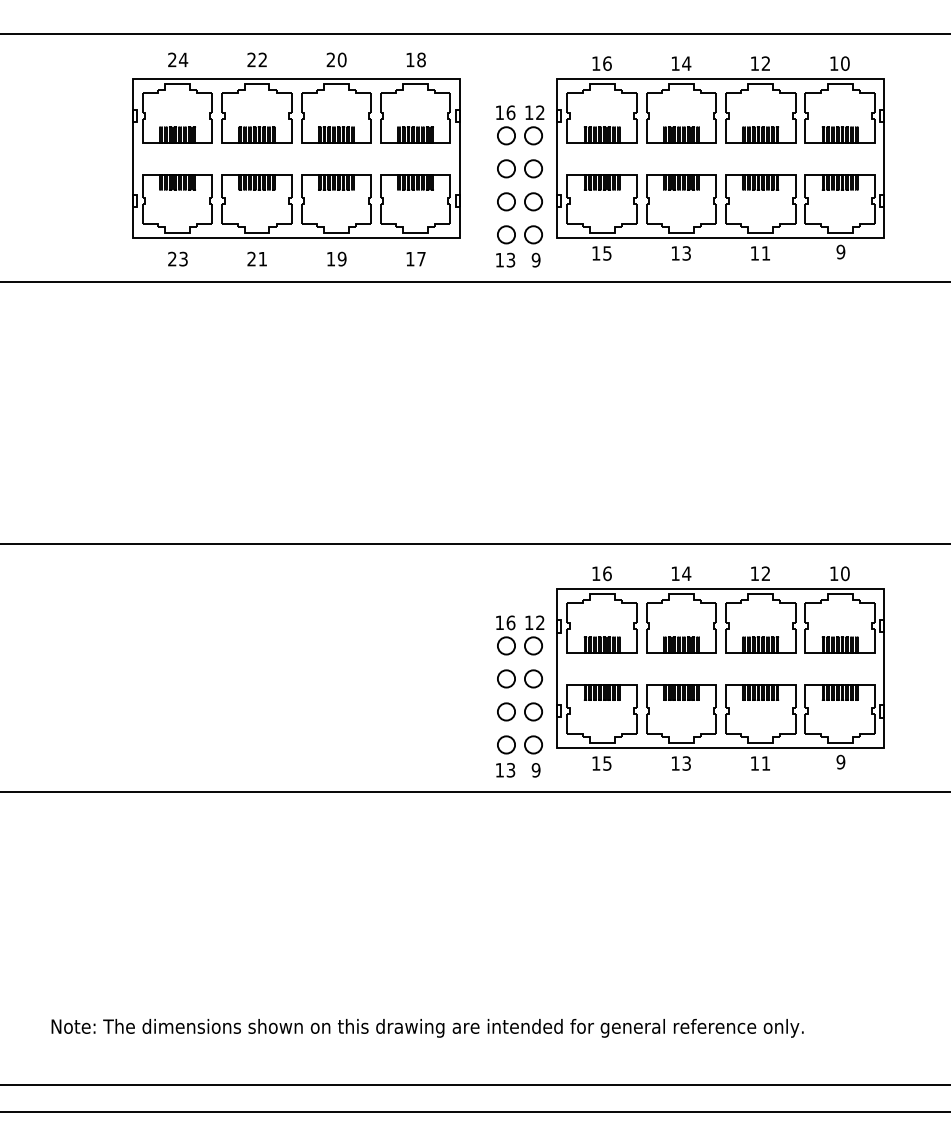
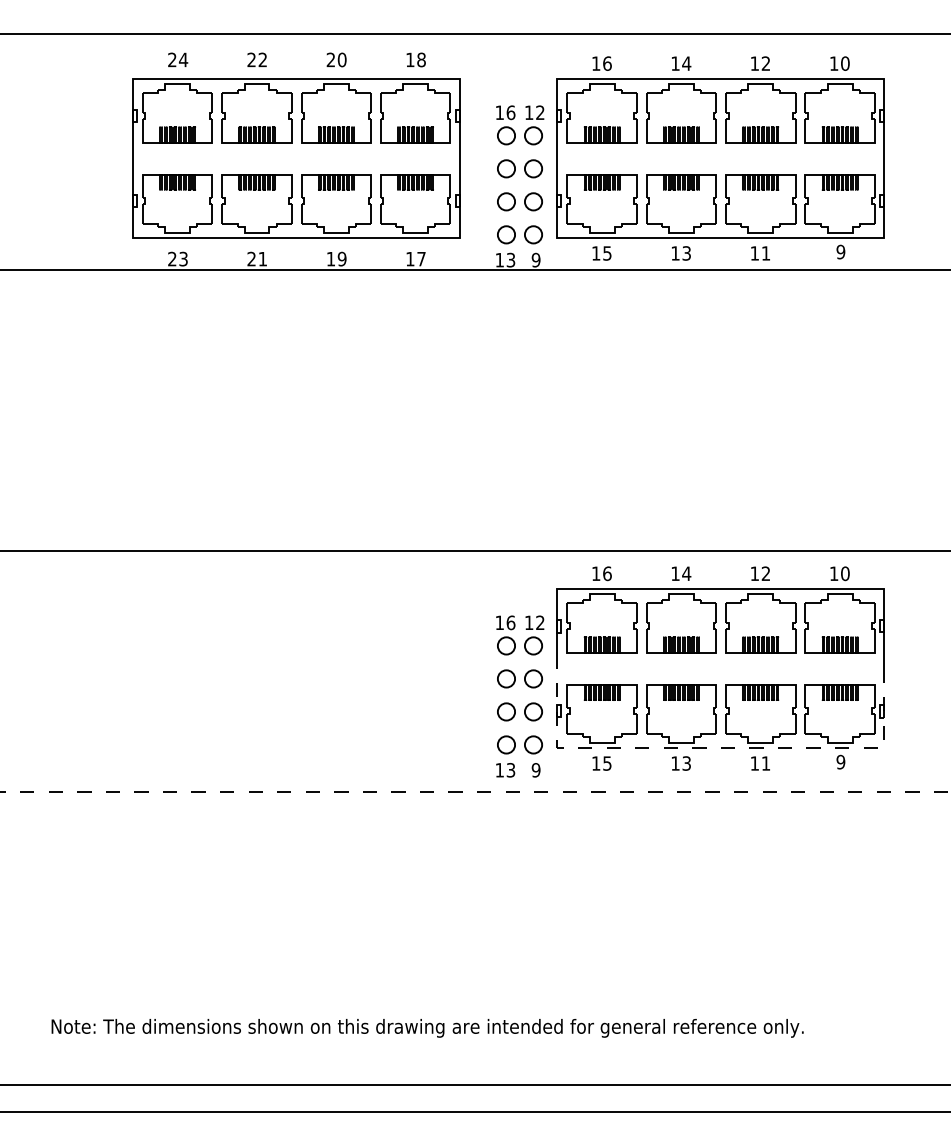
line position: (474, 281) -> (474, 269) (474, 269)
line position: (474, 544) -> (474, 551) (474, 551)
line: solid -> dashed (720, 748)
line: solid -> dashed (474, 791)
